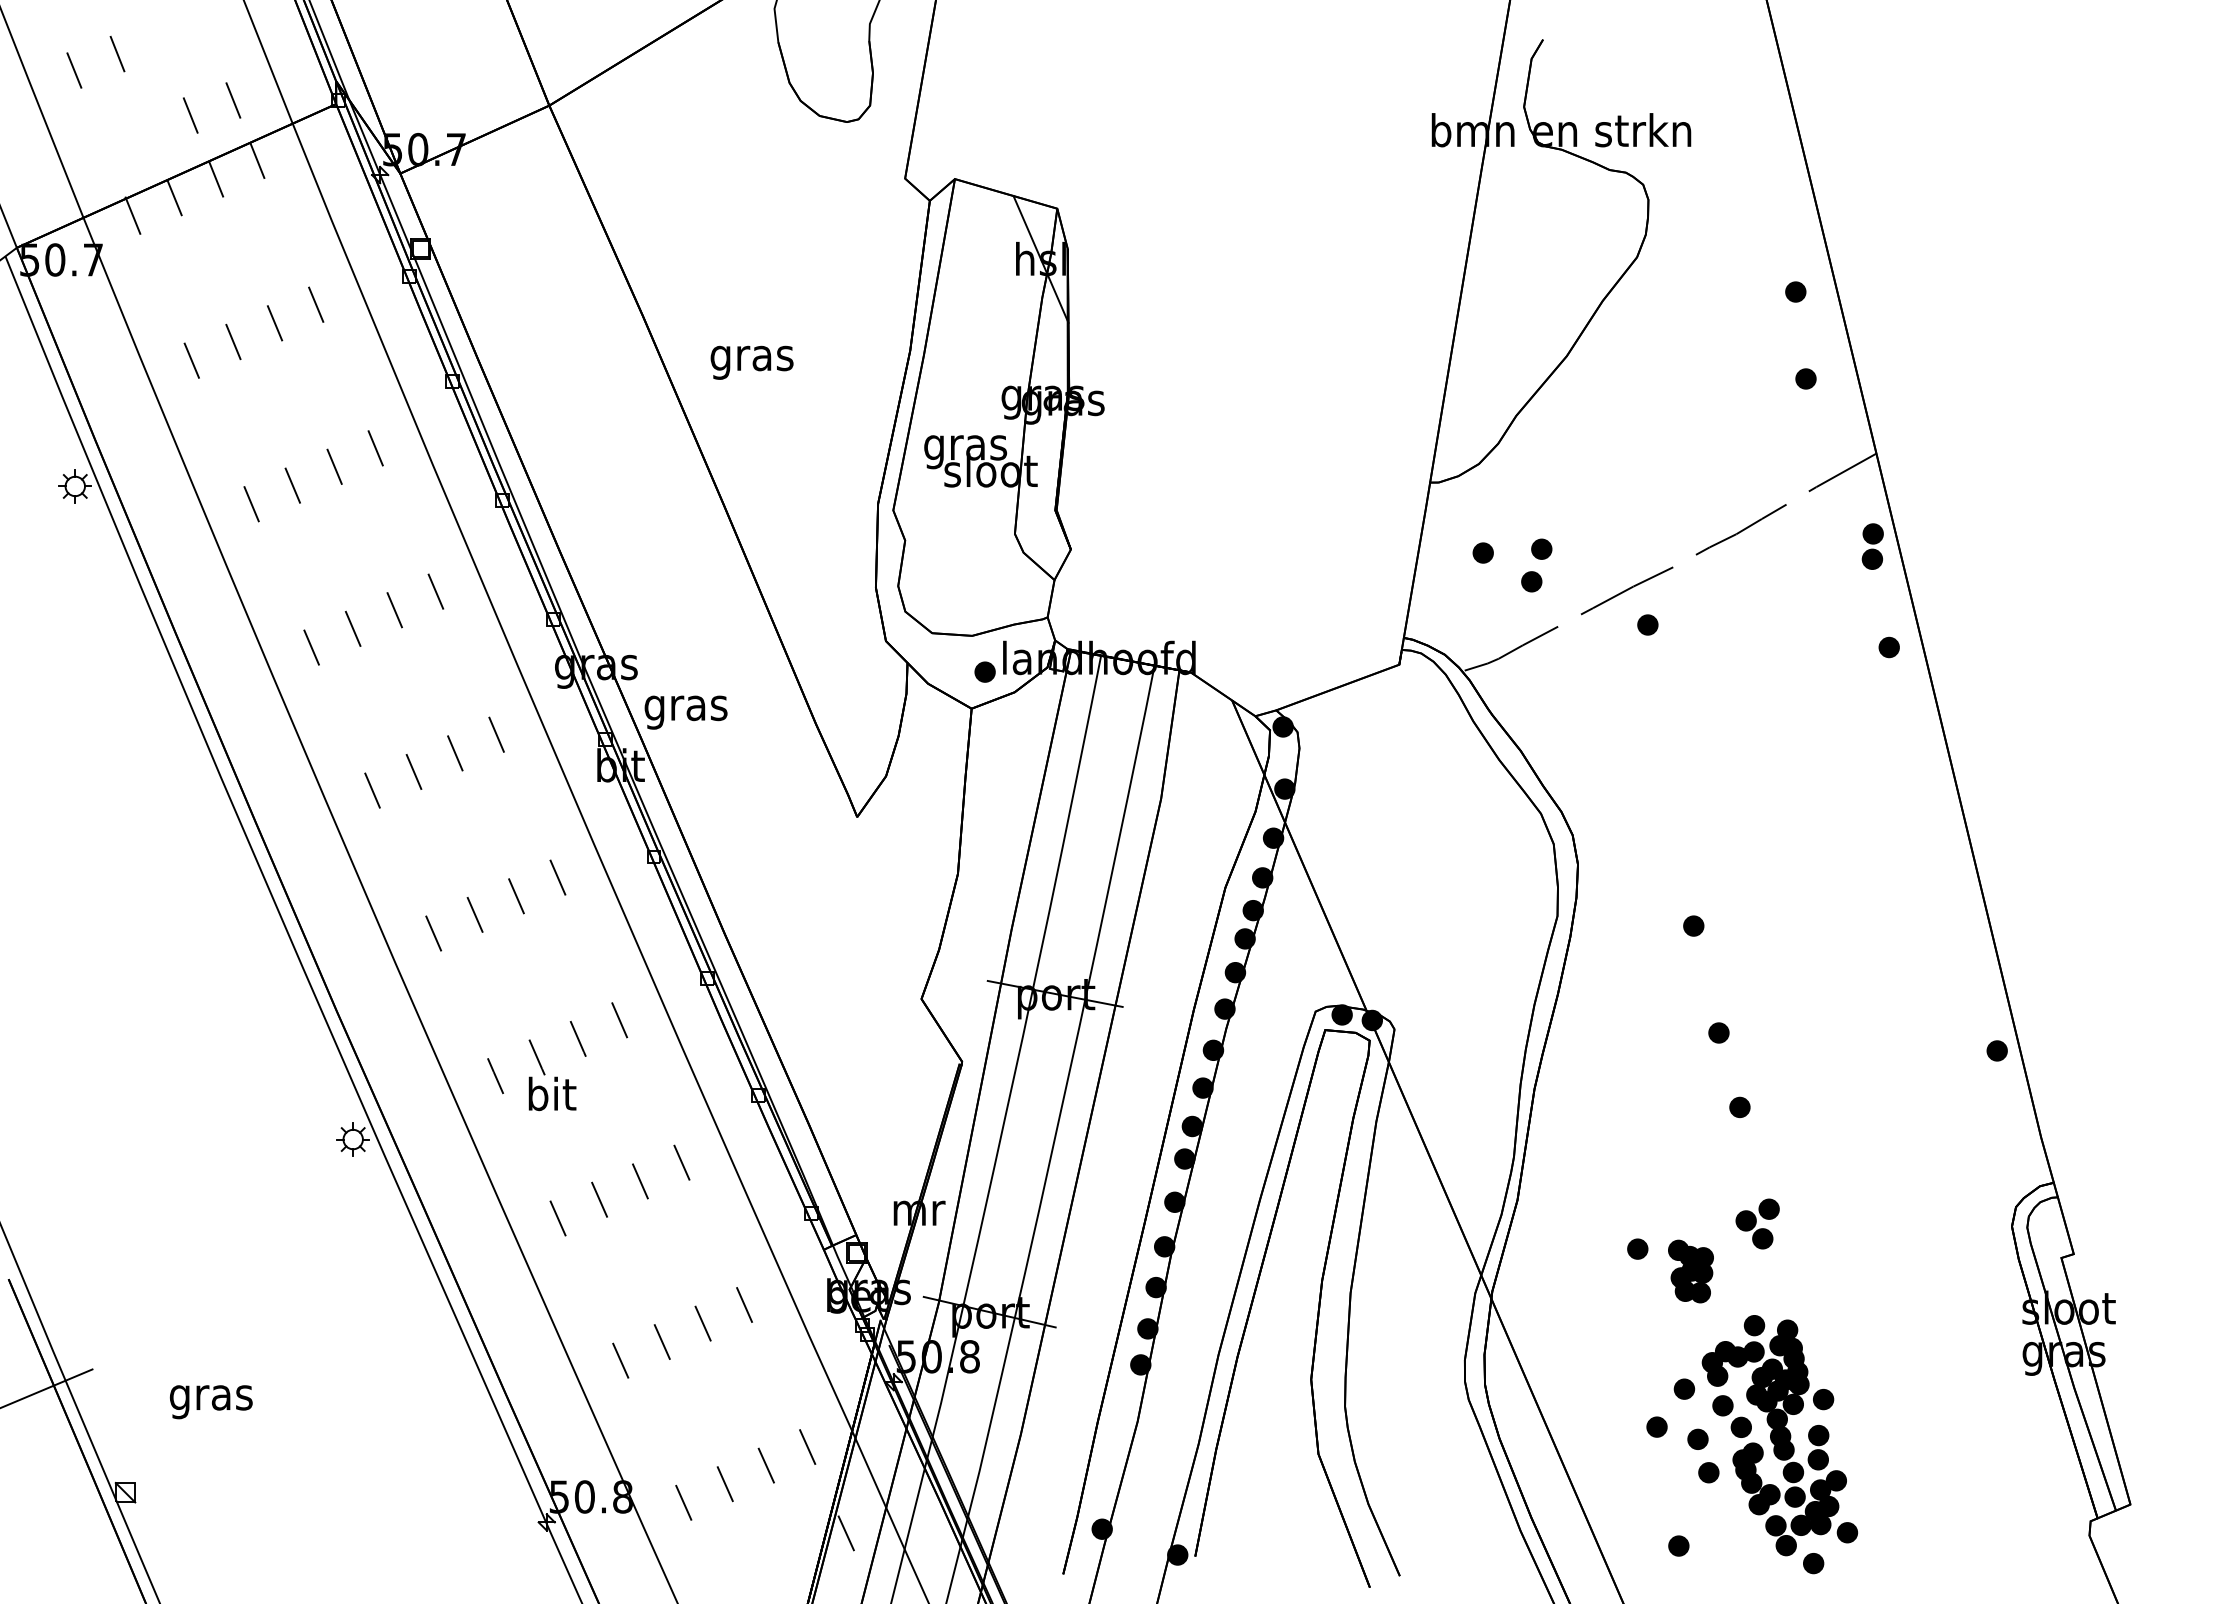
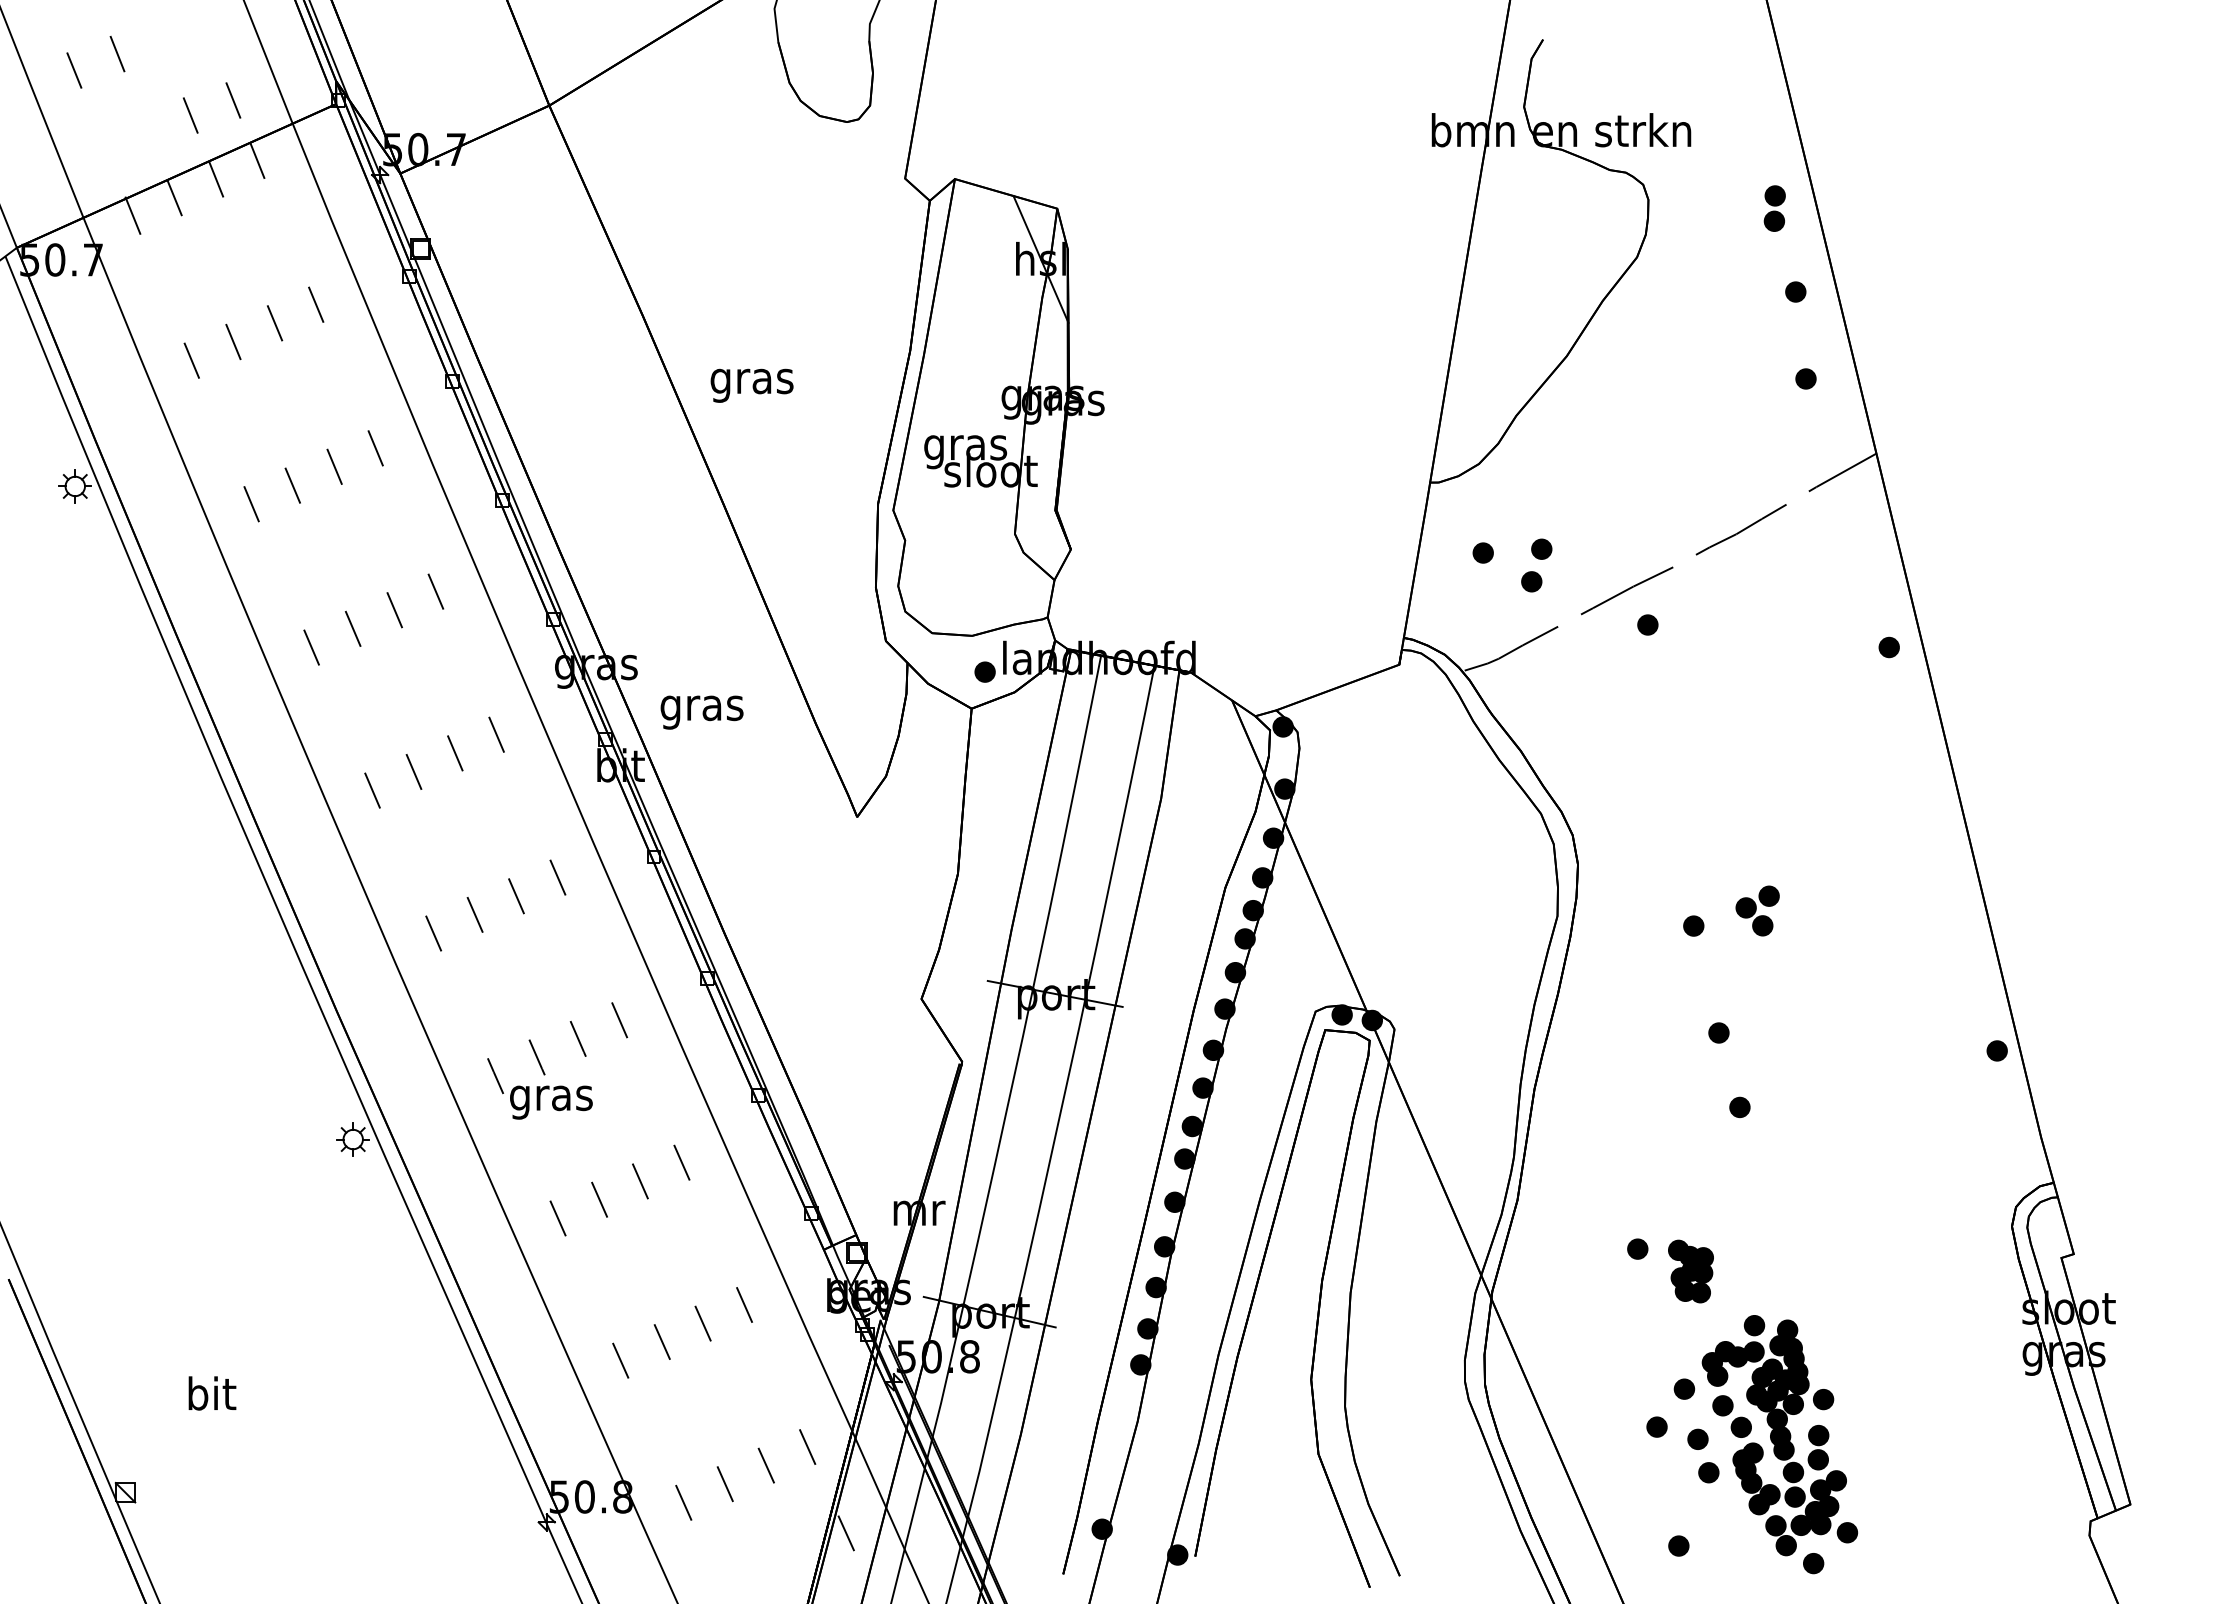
text position: (751, 362) -> (751, 385) (751, 385)
part position: (1872, 546) -> (1774, 208) (1774, 208)
text position: (685, 712) -> (701, 712) (701, 712)
text: bit -> gras (551, 1097)
part position: (1757, 1223) -> (1757, 910) (1757, 910)
line: present -> none (47, 1388)
text: gras -> bit (210, 1397)
